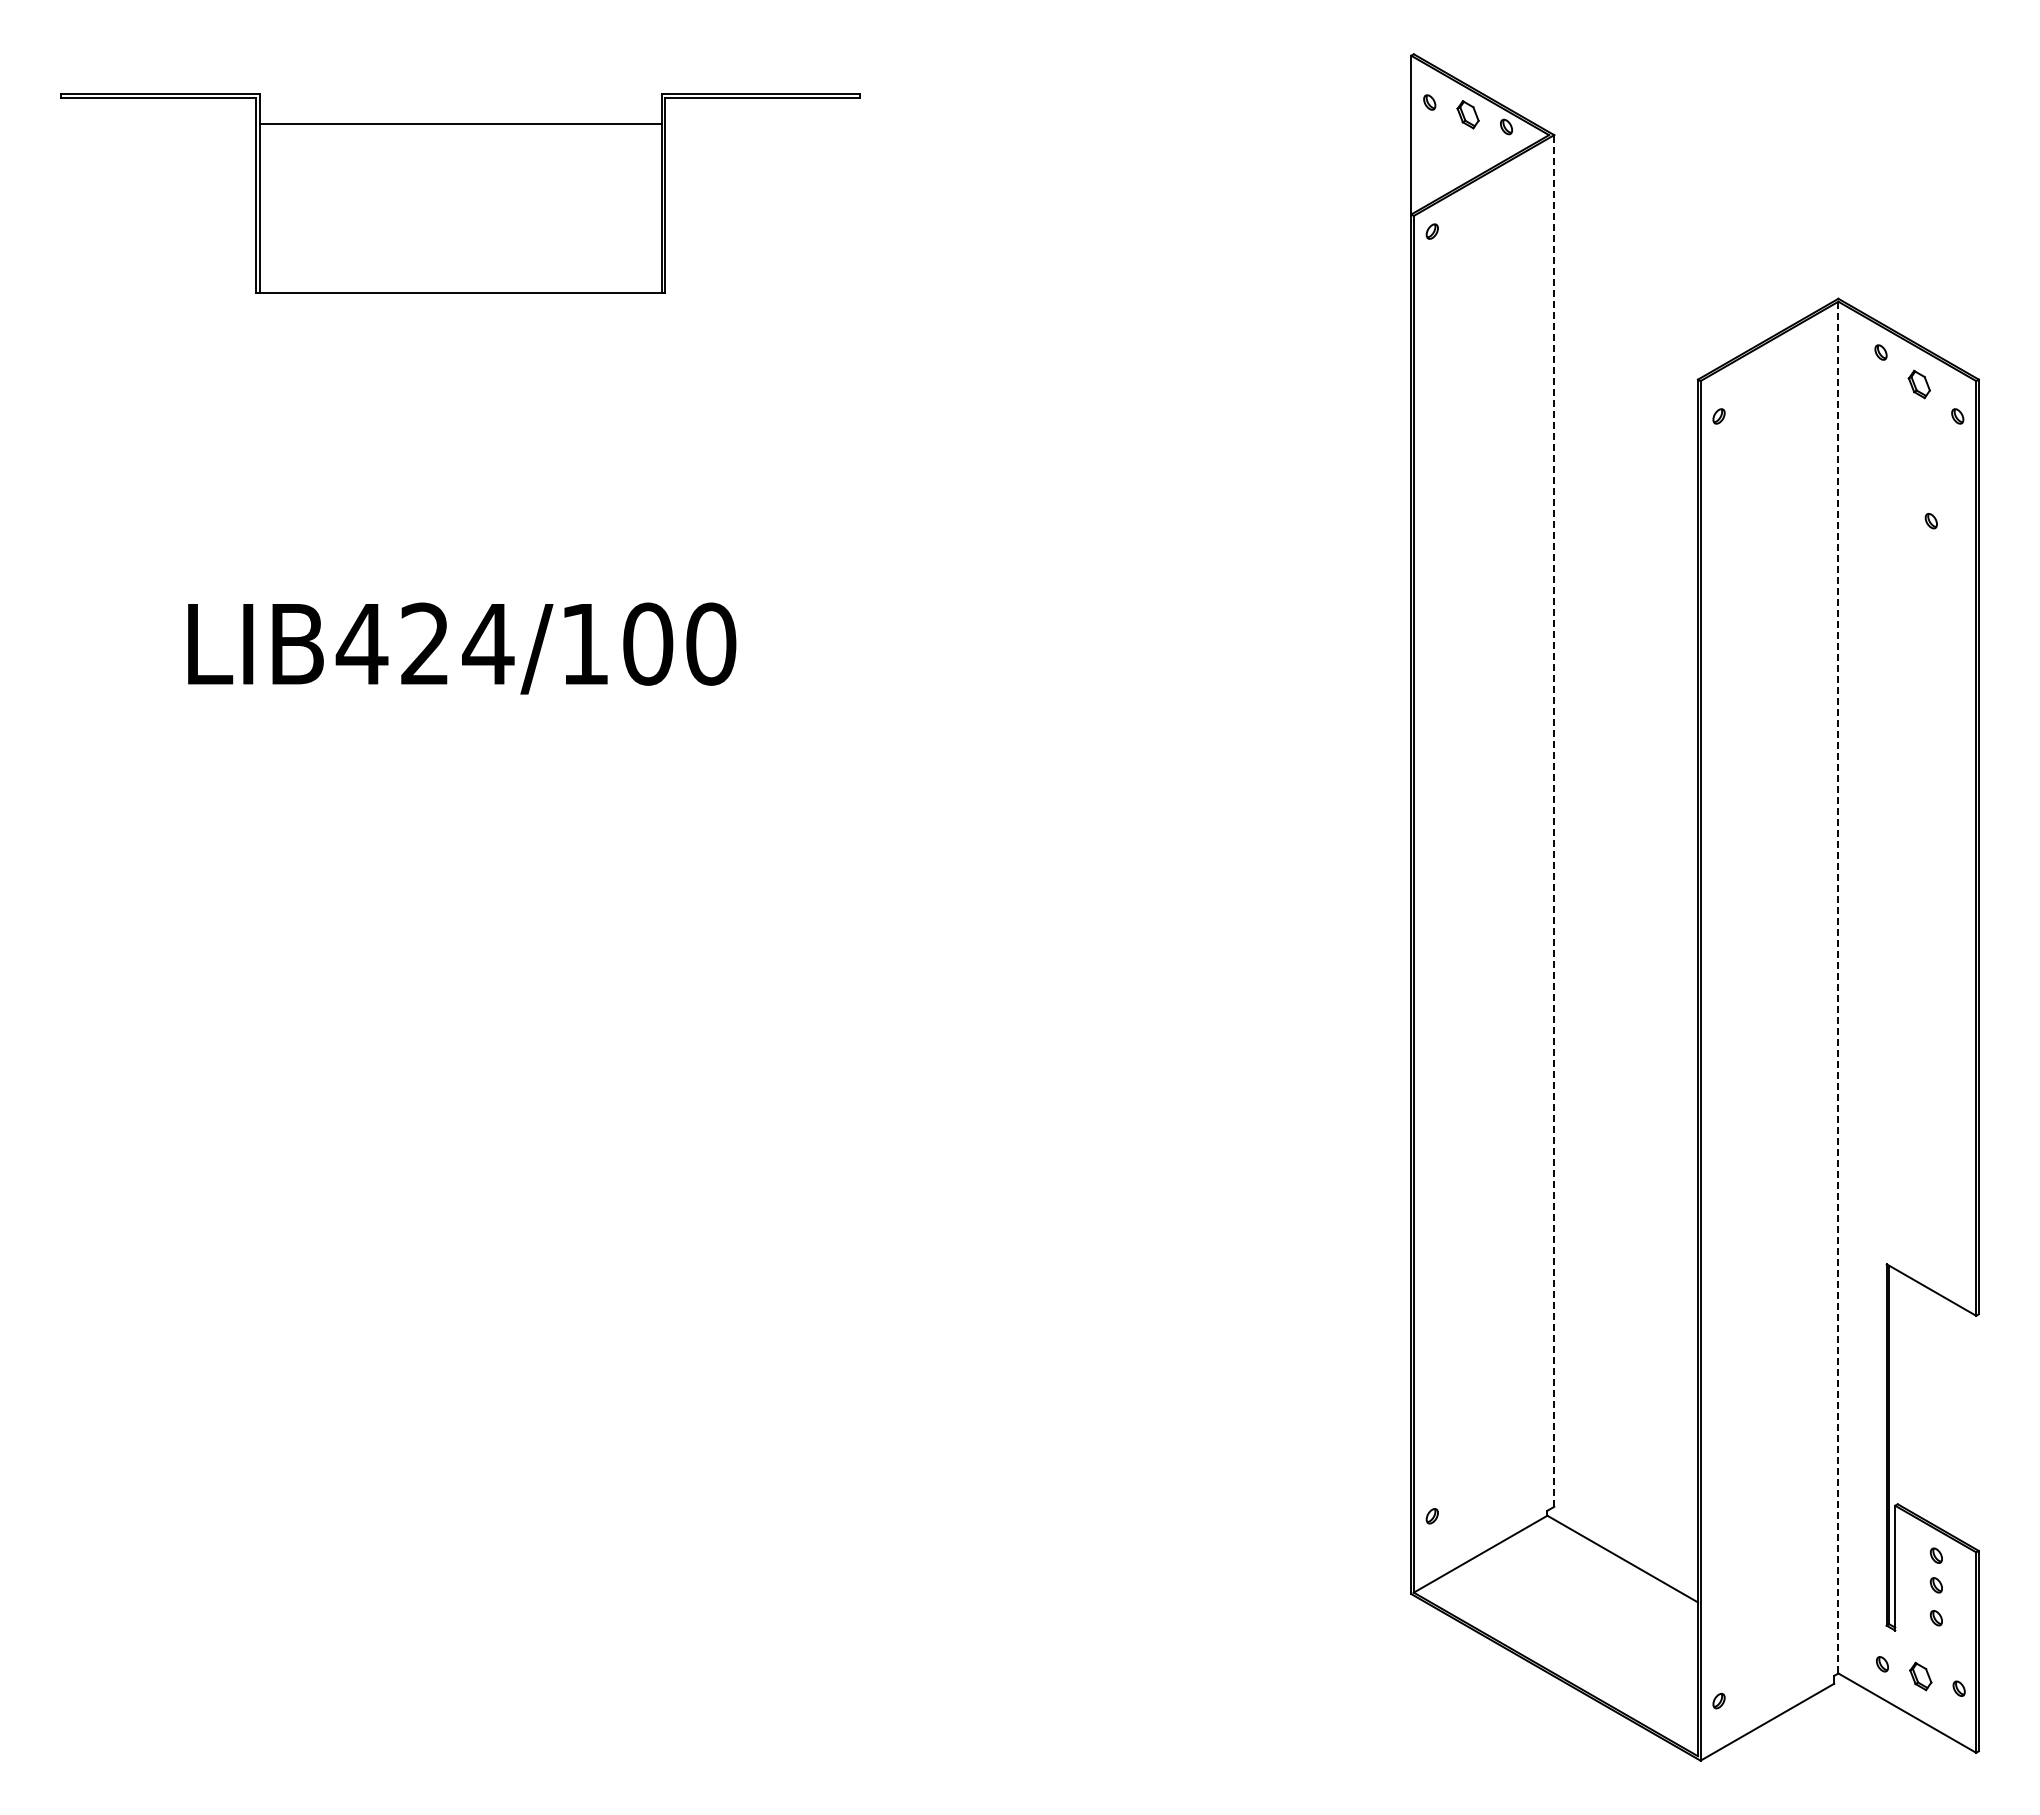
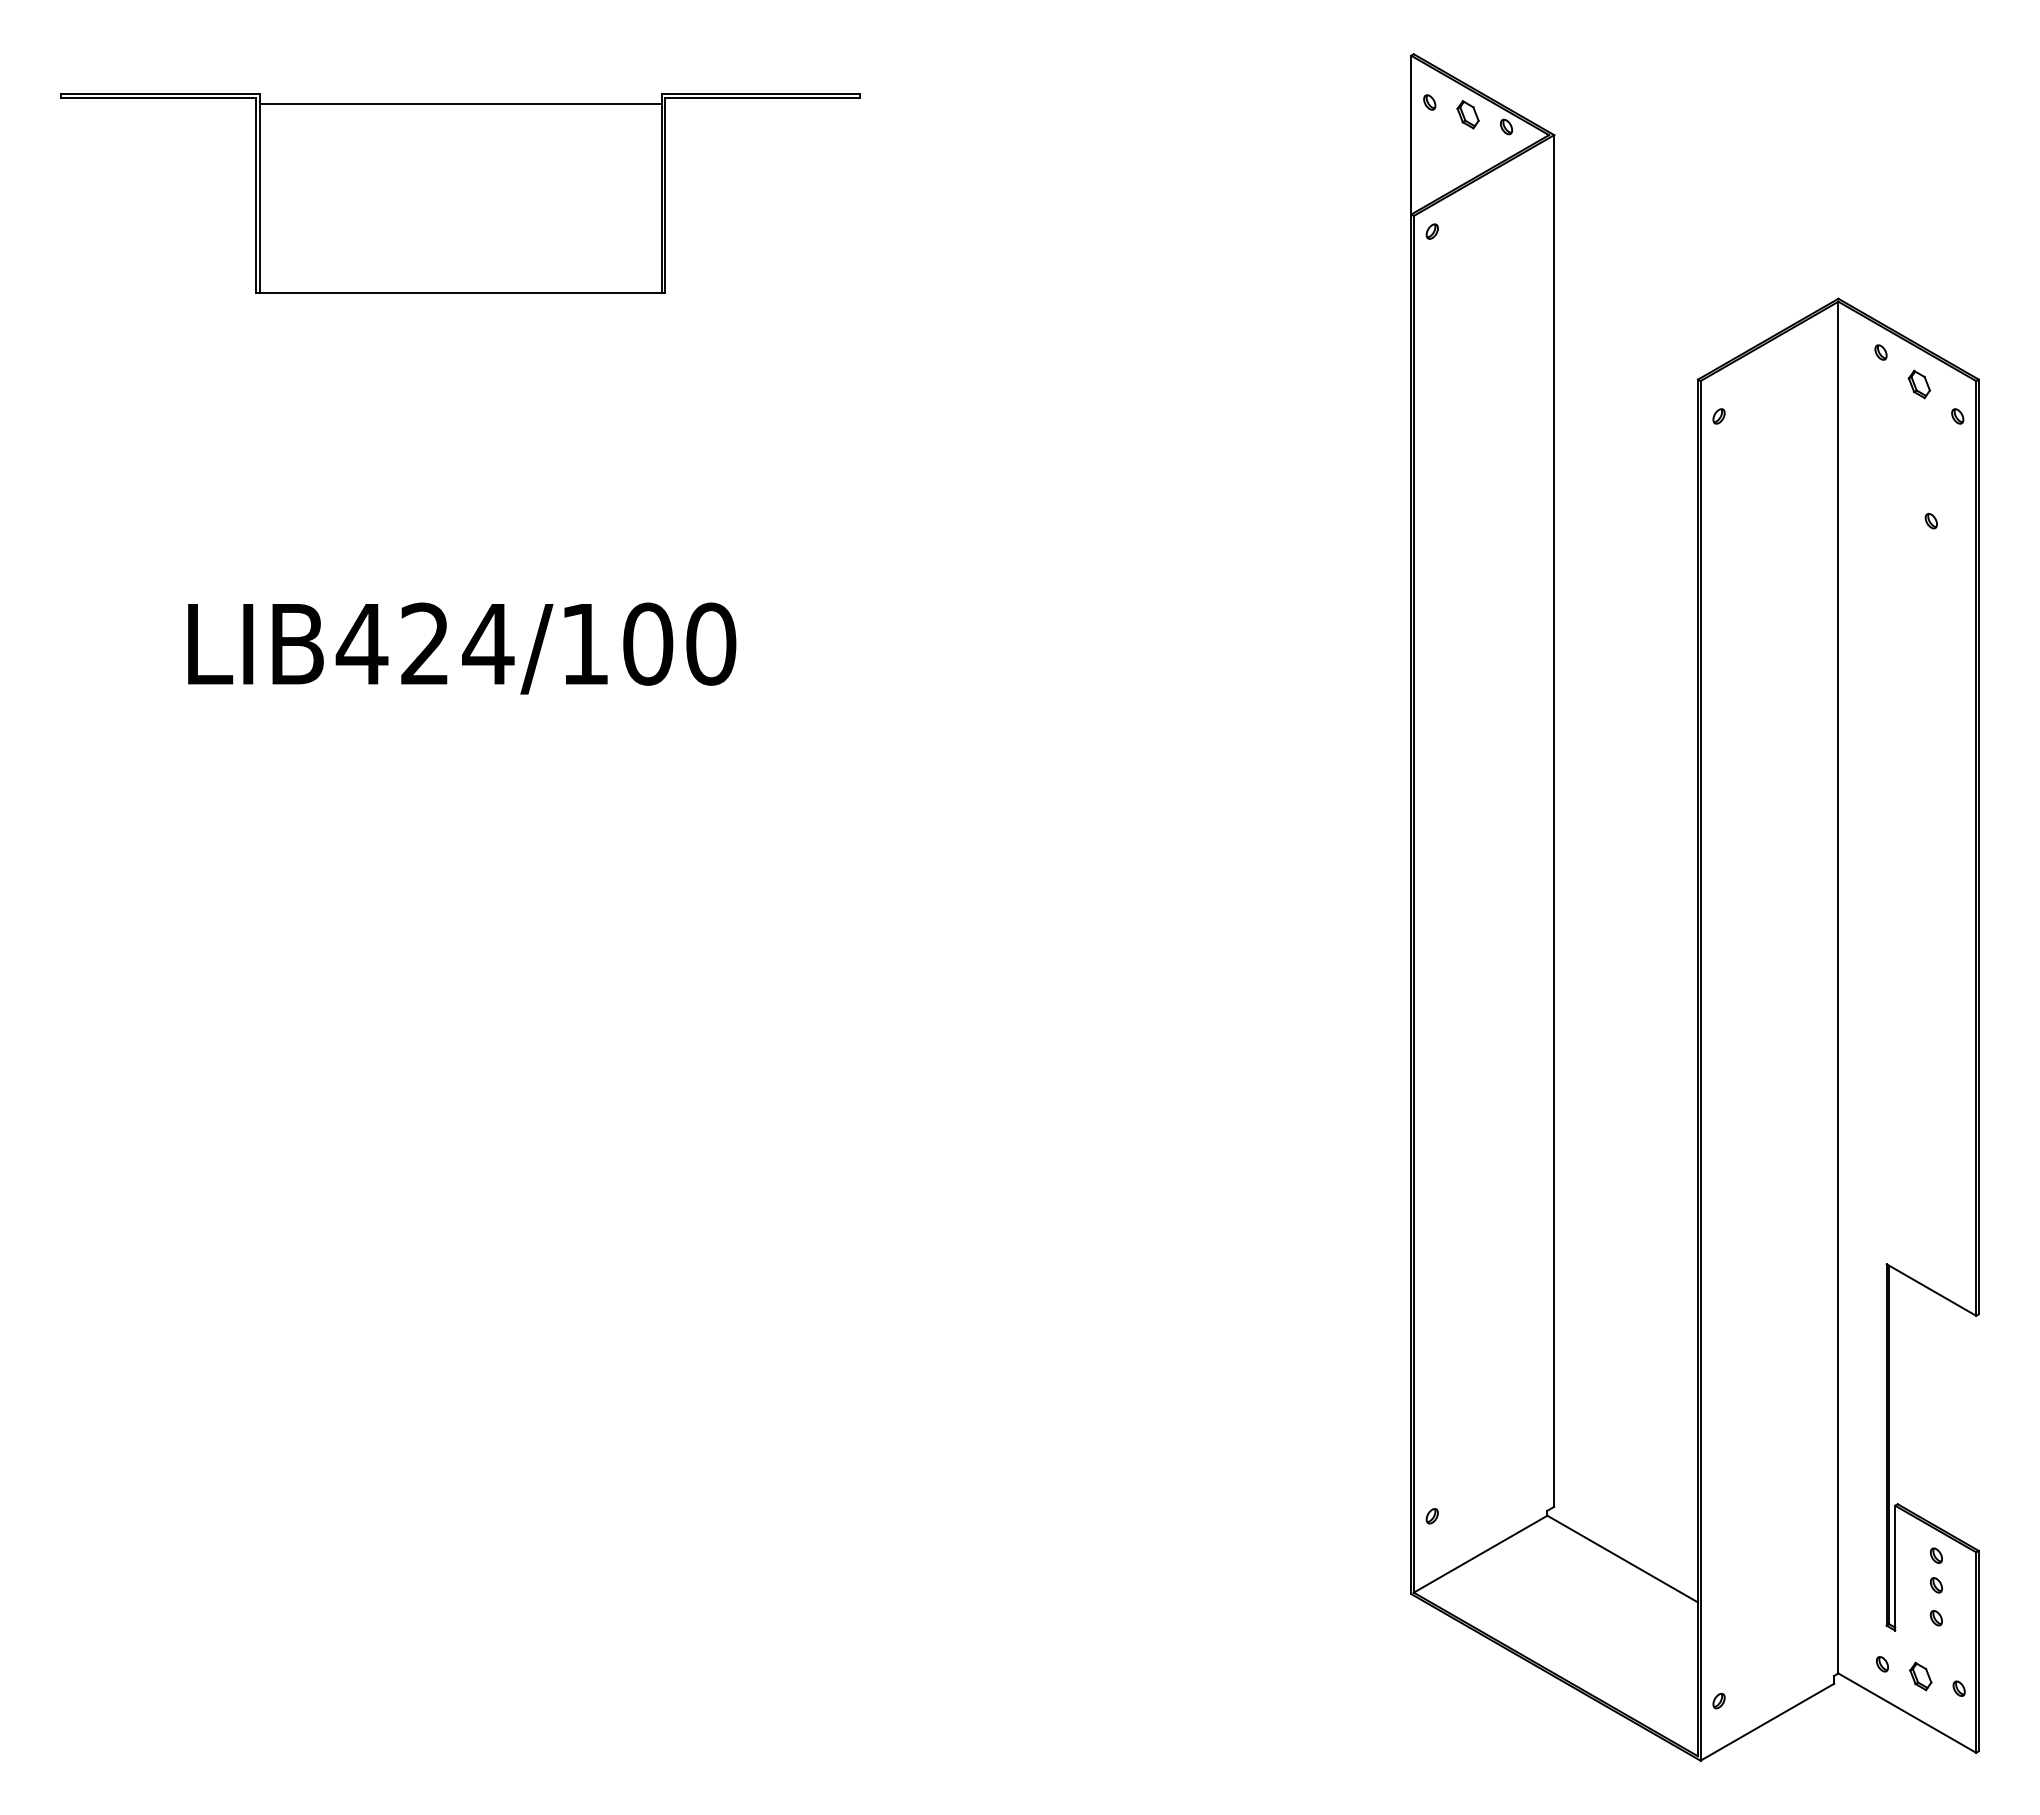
line position: (460, 123) -> (460, 103) (460, 103)
line: dashed -> solid (1554, 820)
line: dashed -> solid (1838, 987)
